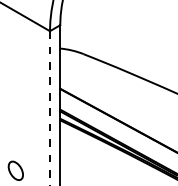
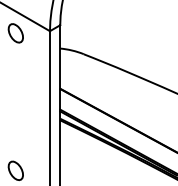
part: none -> present (15, 33)
line: dashed -> solid (49, 108)
